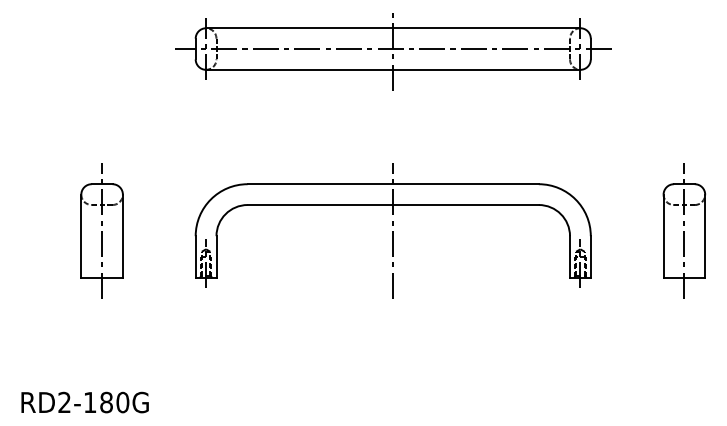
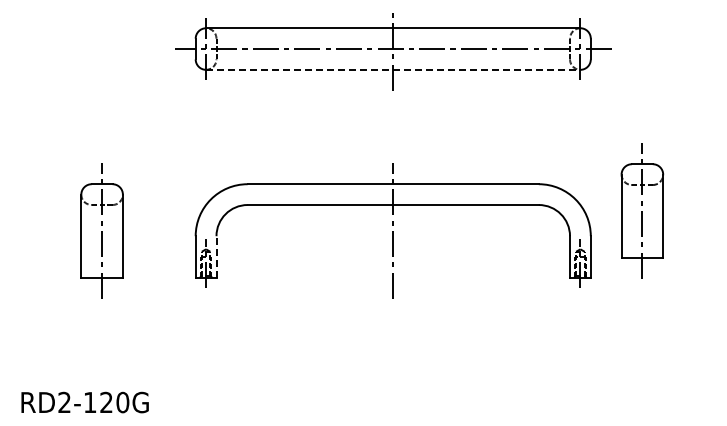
line: solid -> dashed (393, 69)
part position: (684, 230) -> (642, 210) (642, 210)
line: solid -> dashed (216, 257)
text: RD2-180G -> RD2-120G (106, 402)
